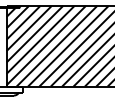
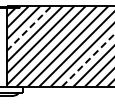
line: solid -> dashed (29, 28)
line: solid -> dashed (88, 60)
